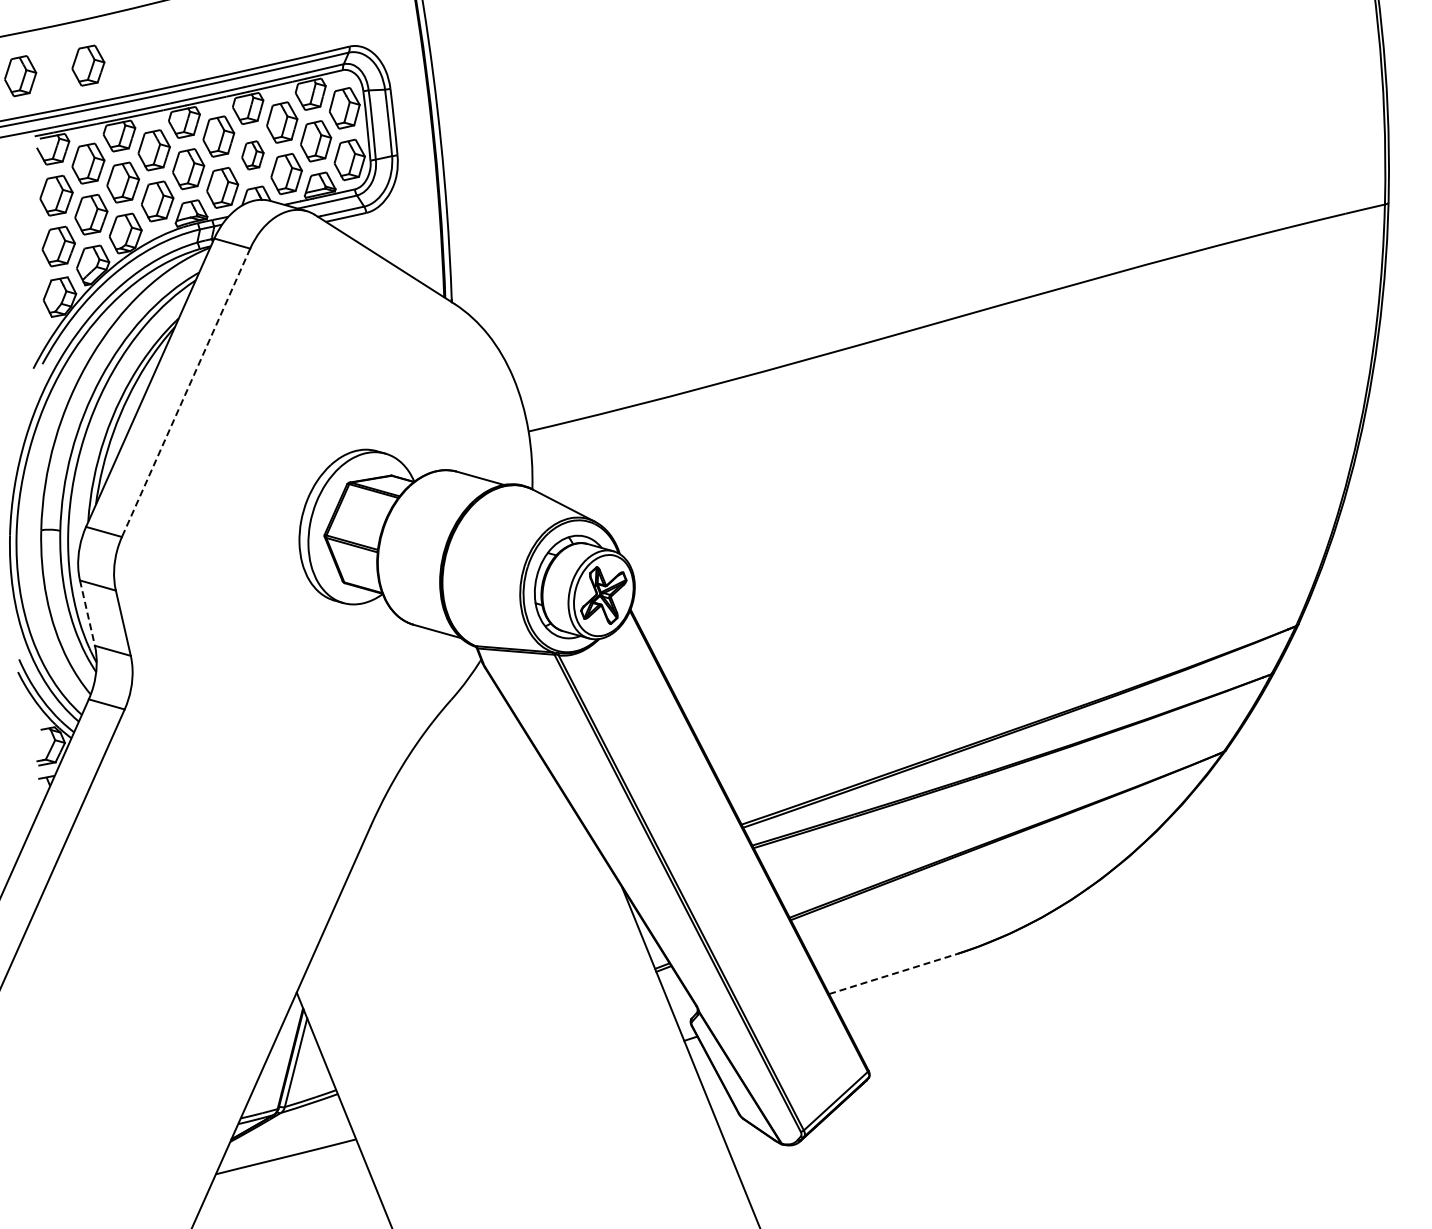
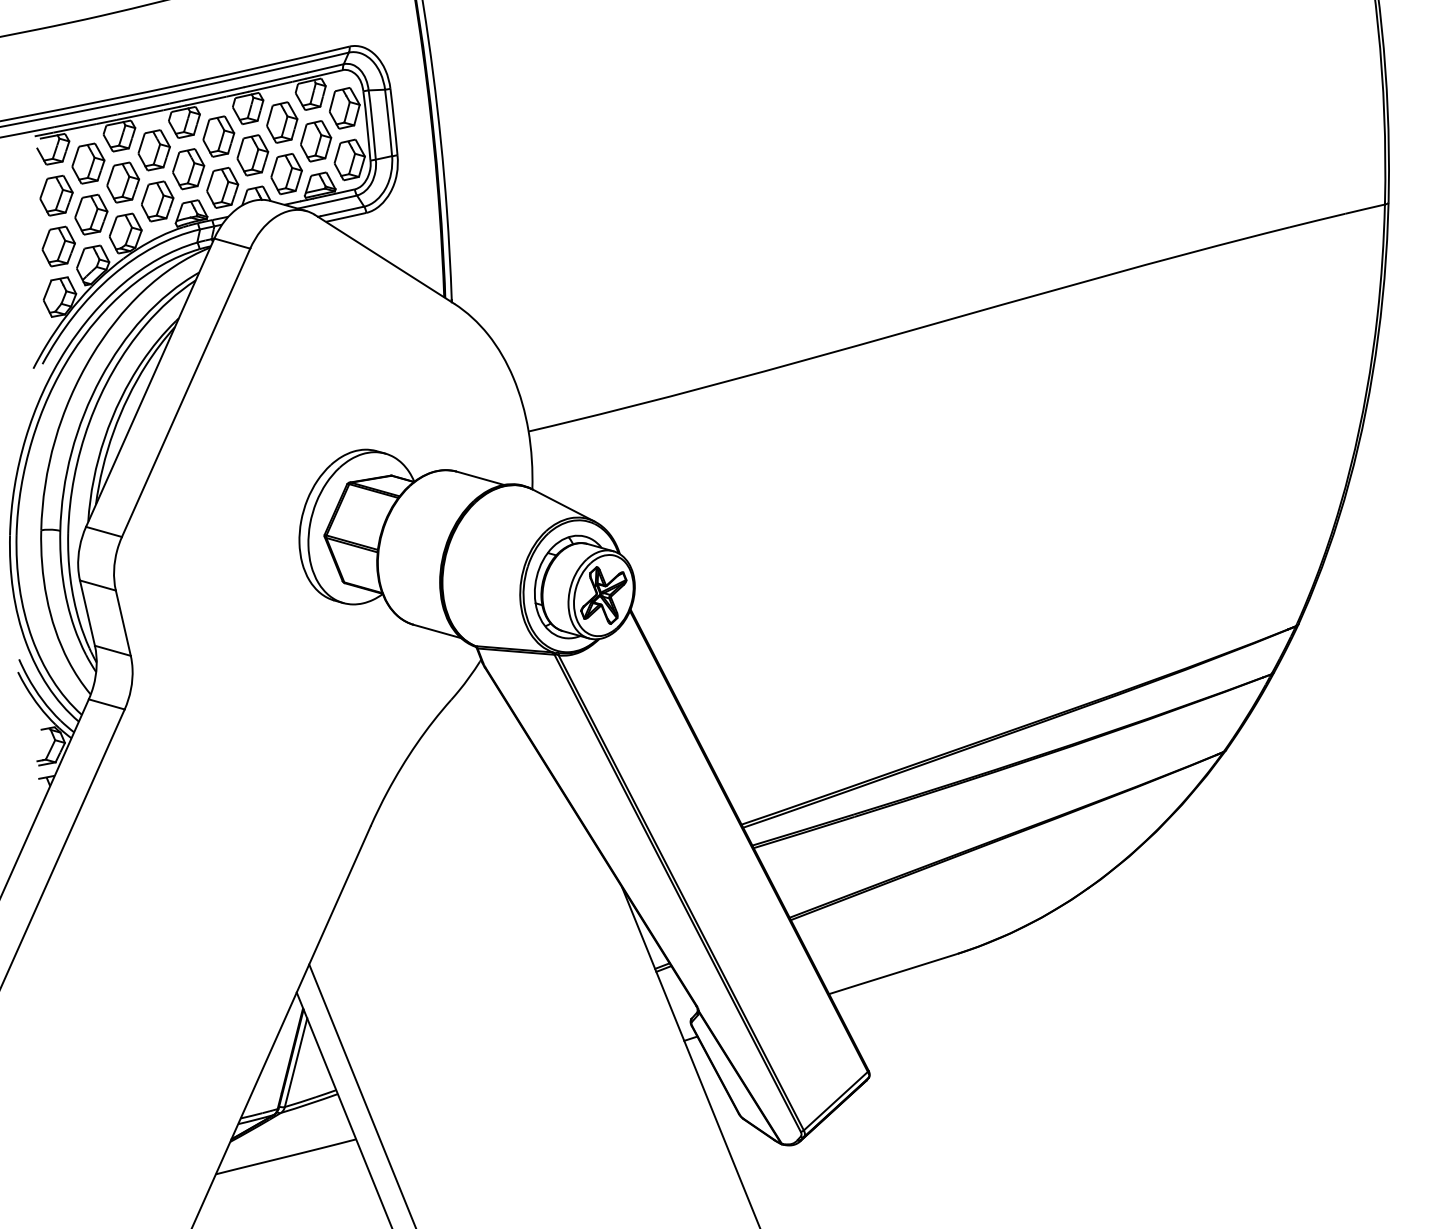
part: present -> none (88, 65)
part: present -> none (20, 76)
part size: 24x31 px -> 34x43 px (252, 155)
line: dashed -> solid (186, 392)
line: dashed -> solid (87, 613)
line: dashed -> solid (893, 974)
line: none -> present (361, 1094)
